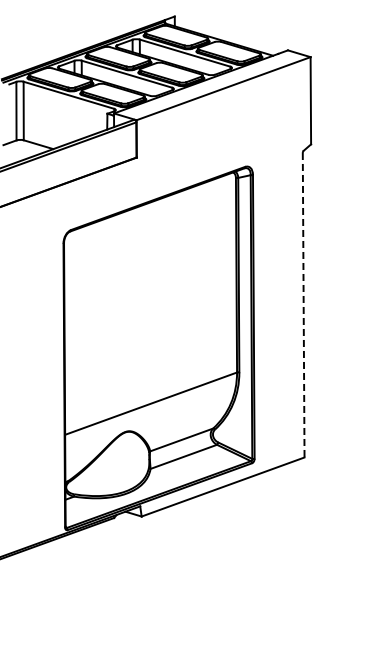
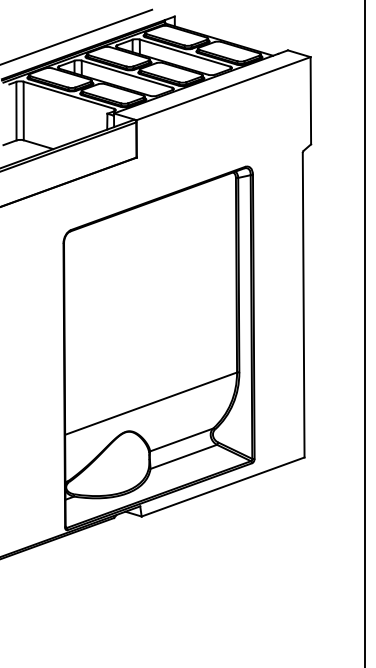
line: none -> present (77, 36)
line: dashed -> solid (303, 305)
line: none -> present (364, 333)
